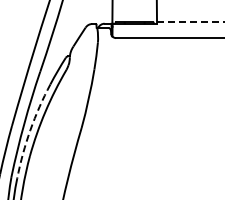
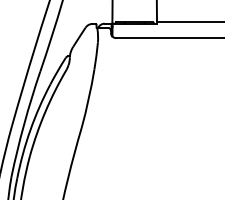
line: dashed -> solid (191, 21)
arc: dashed -> solid (30, 130)
